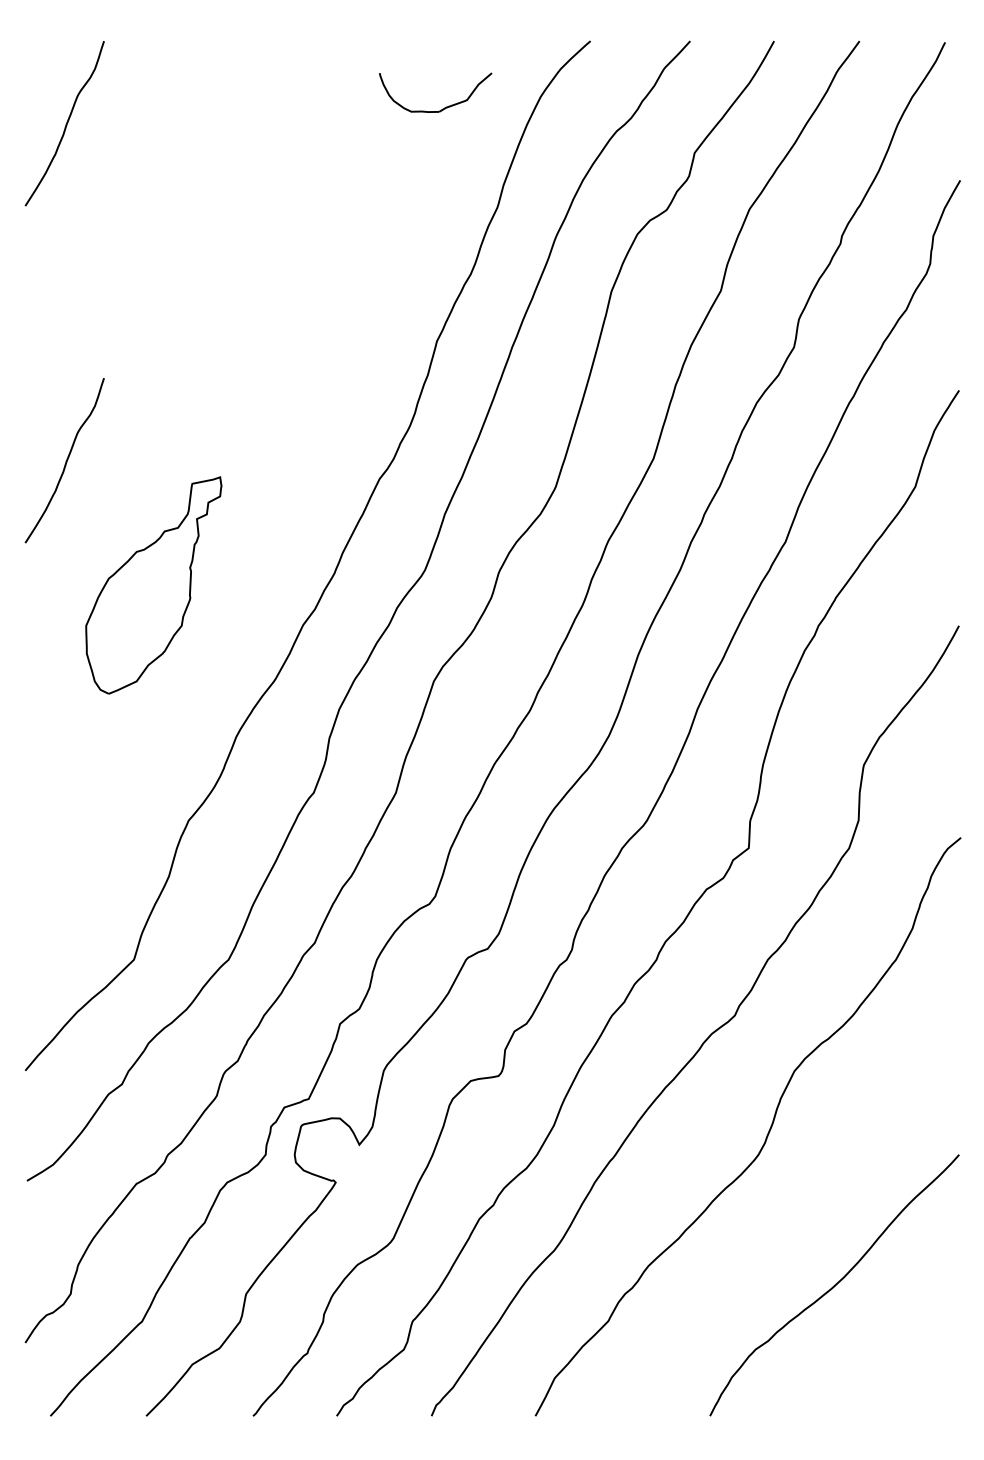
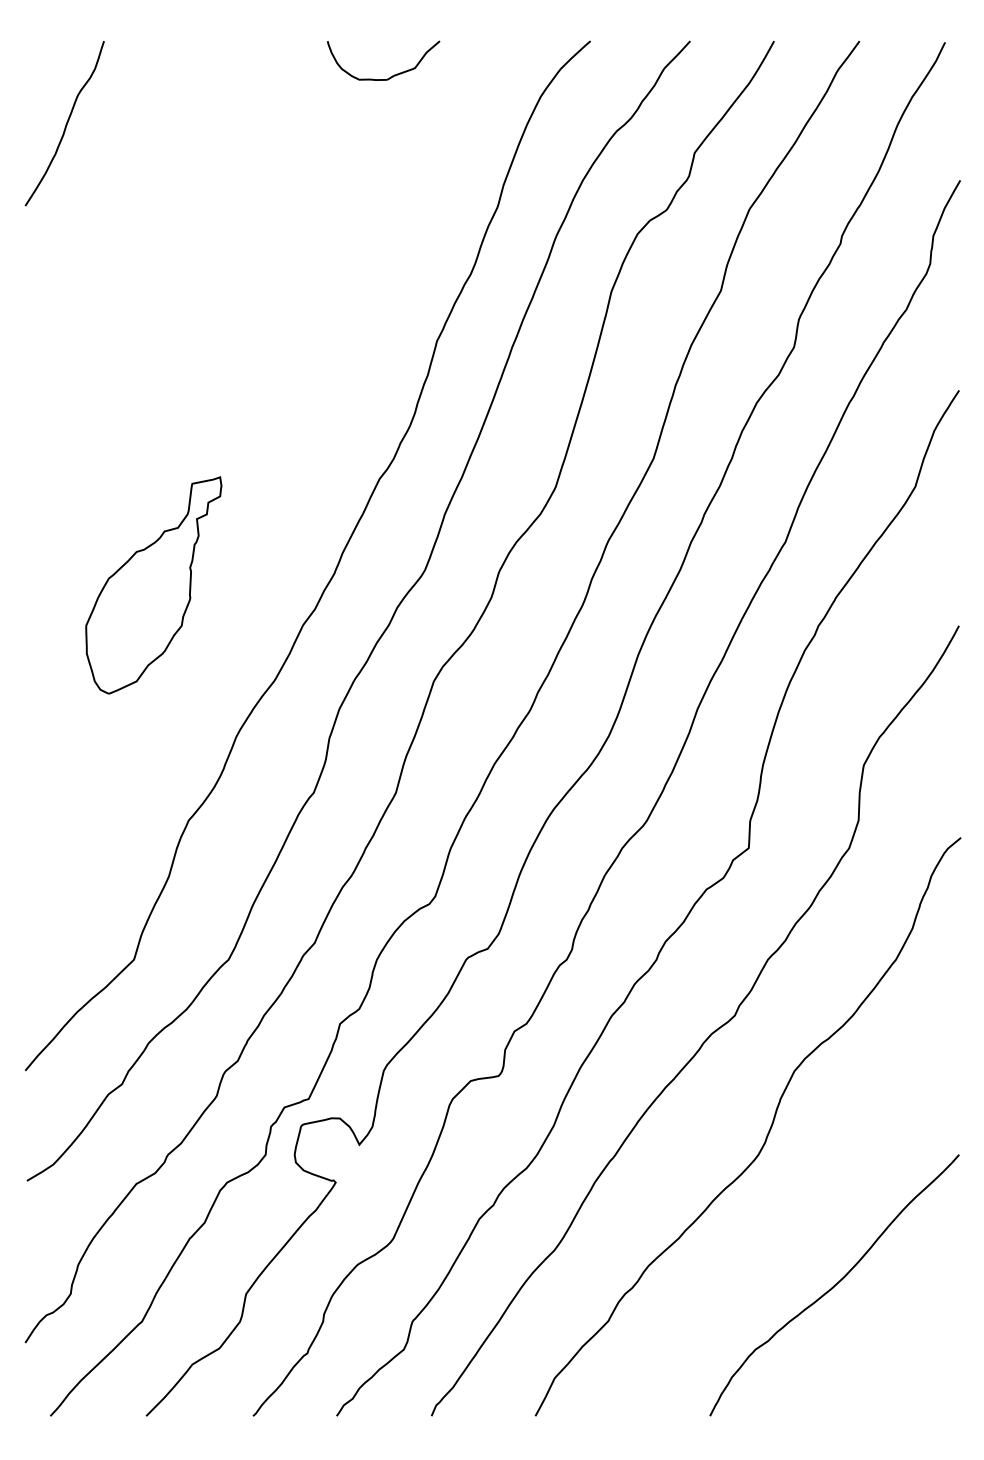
part position: (442, 108) -> (390, 76) (390, 76)
curve: present -> none (65, 461)
